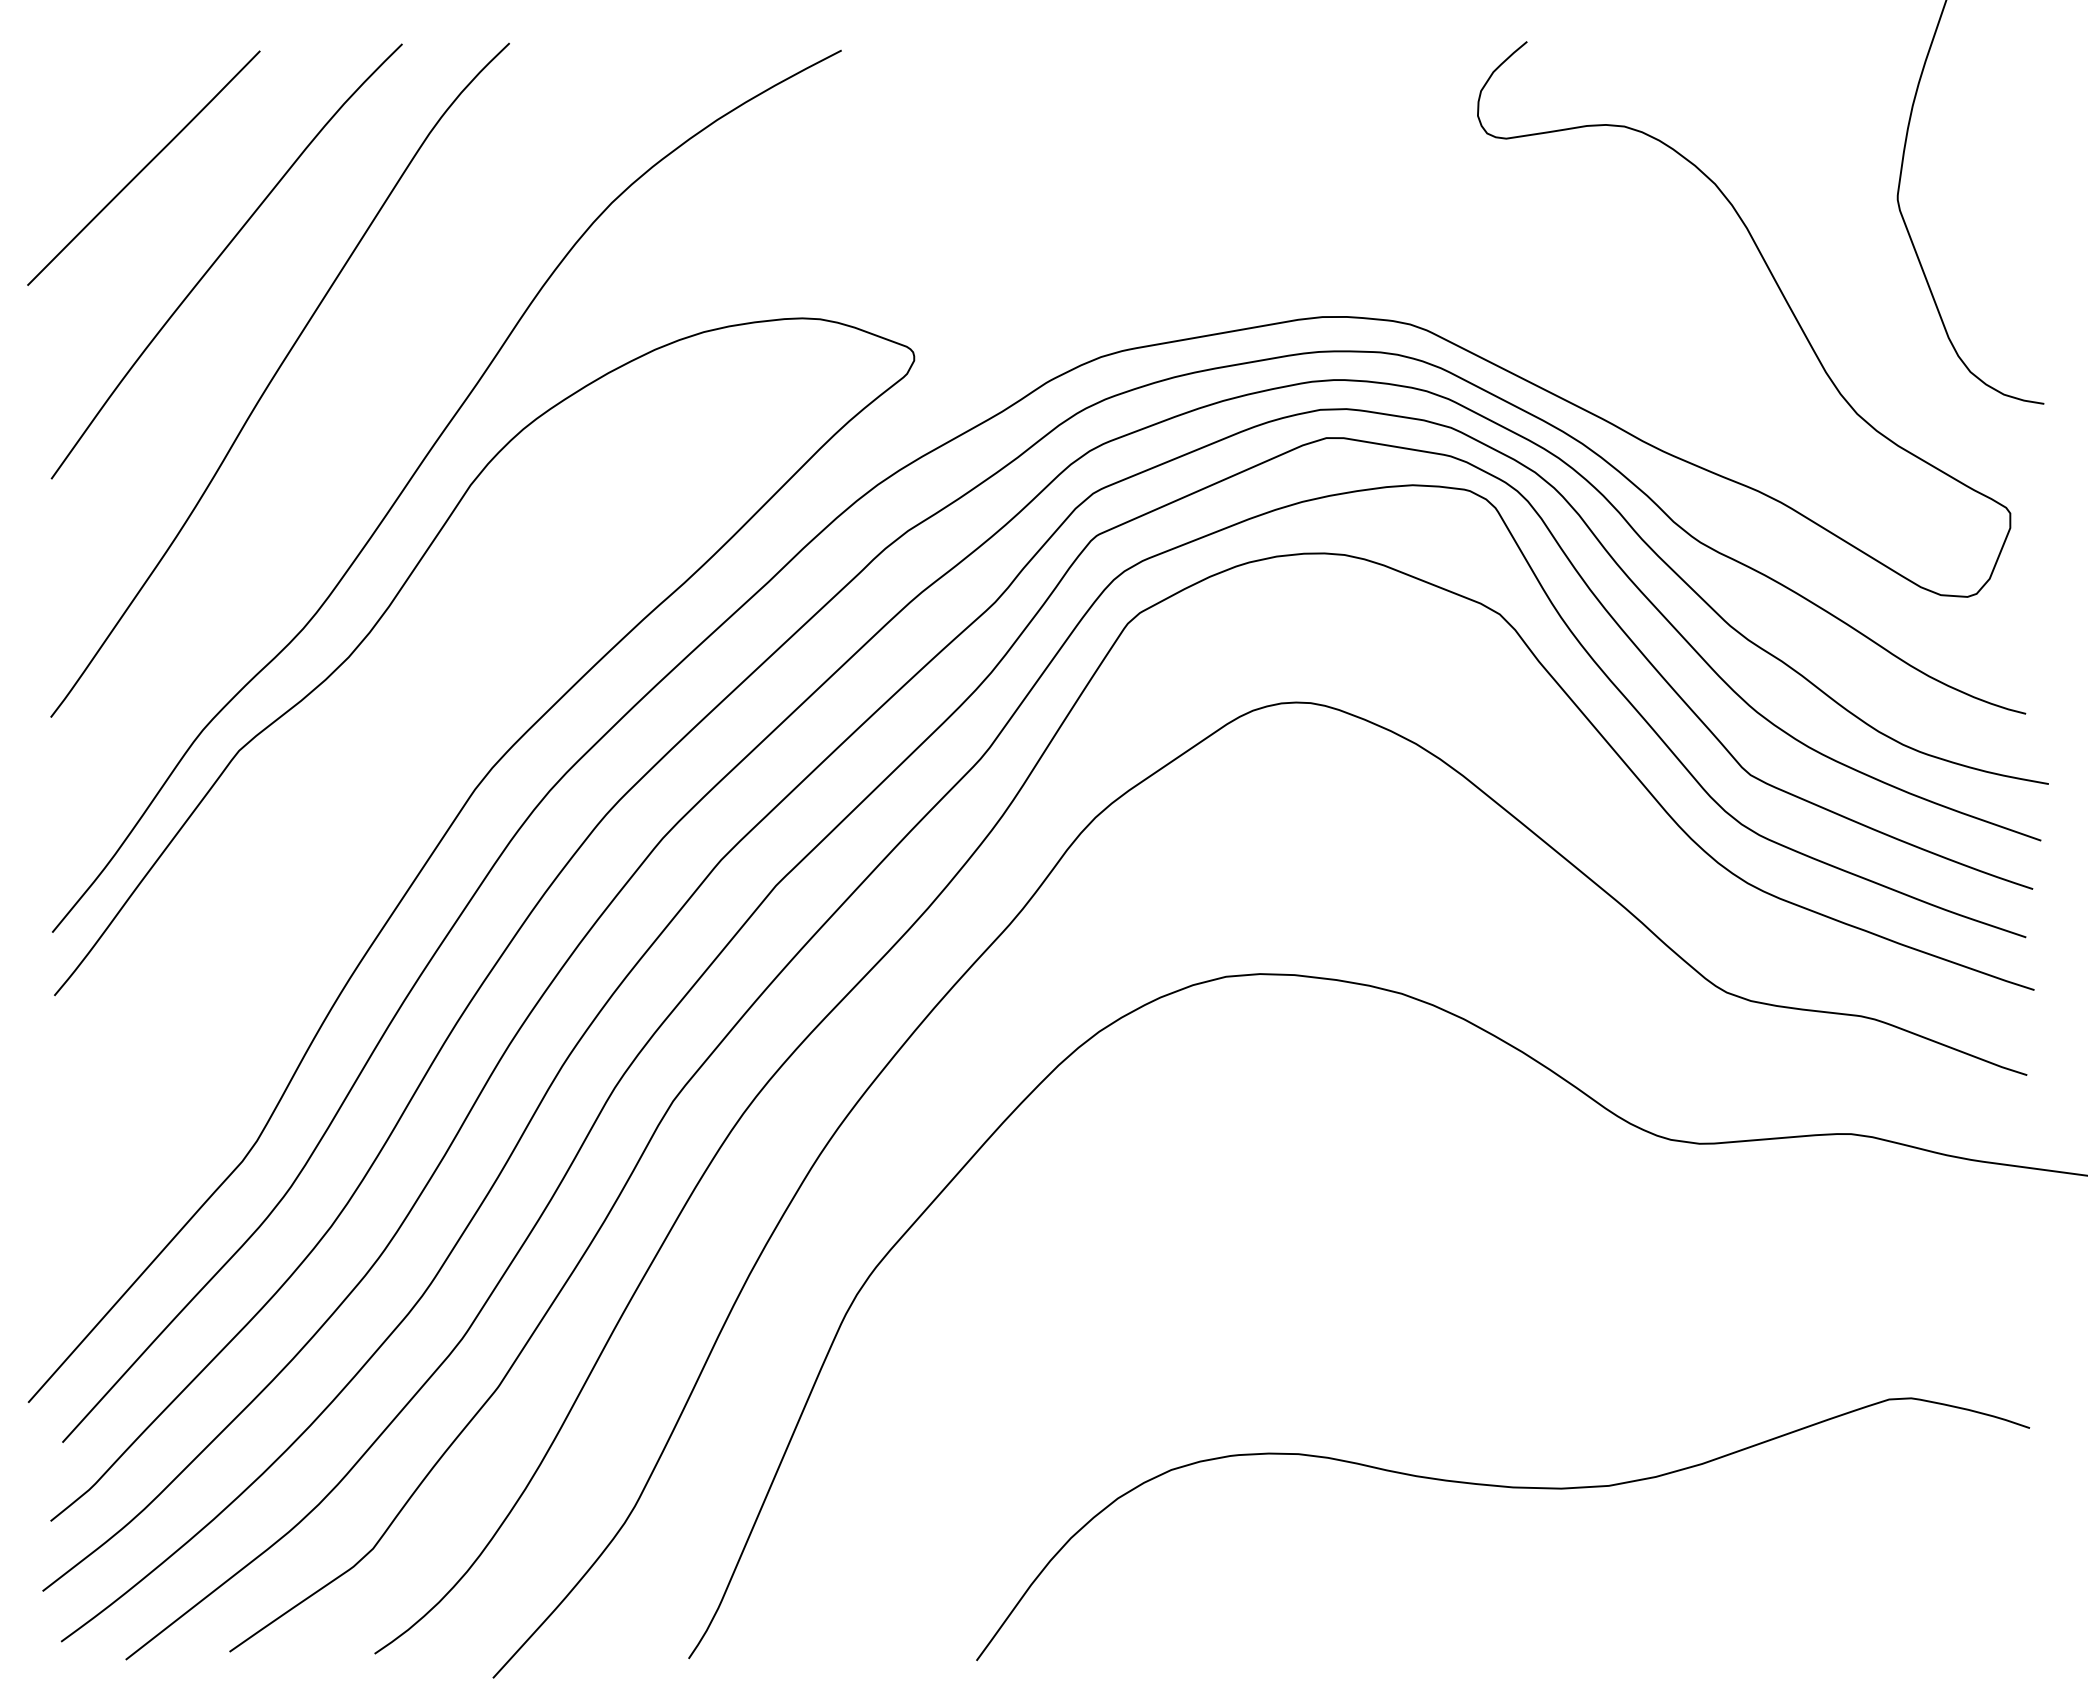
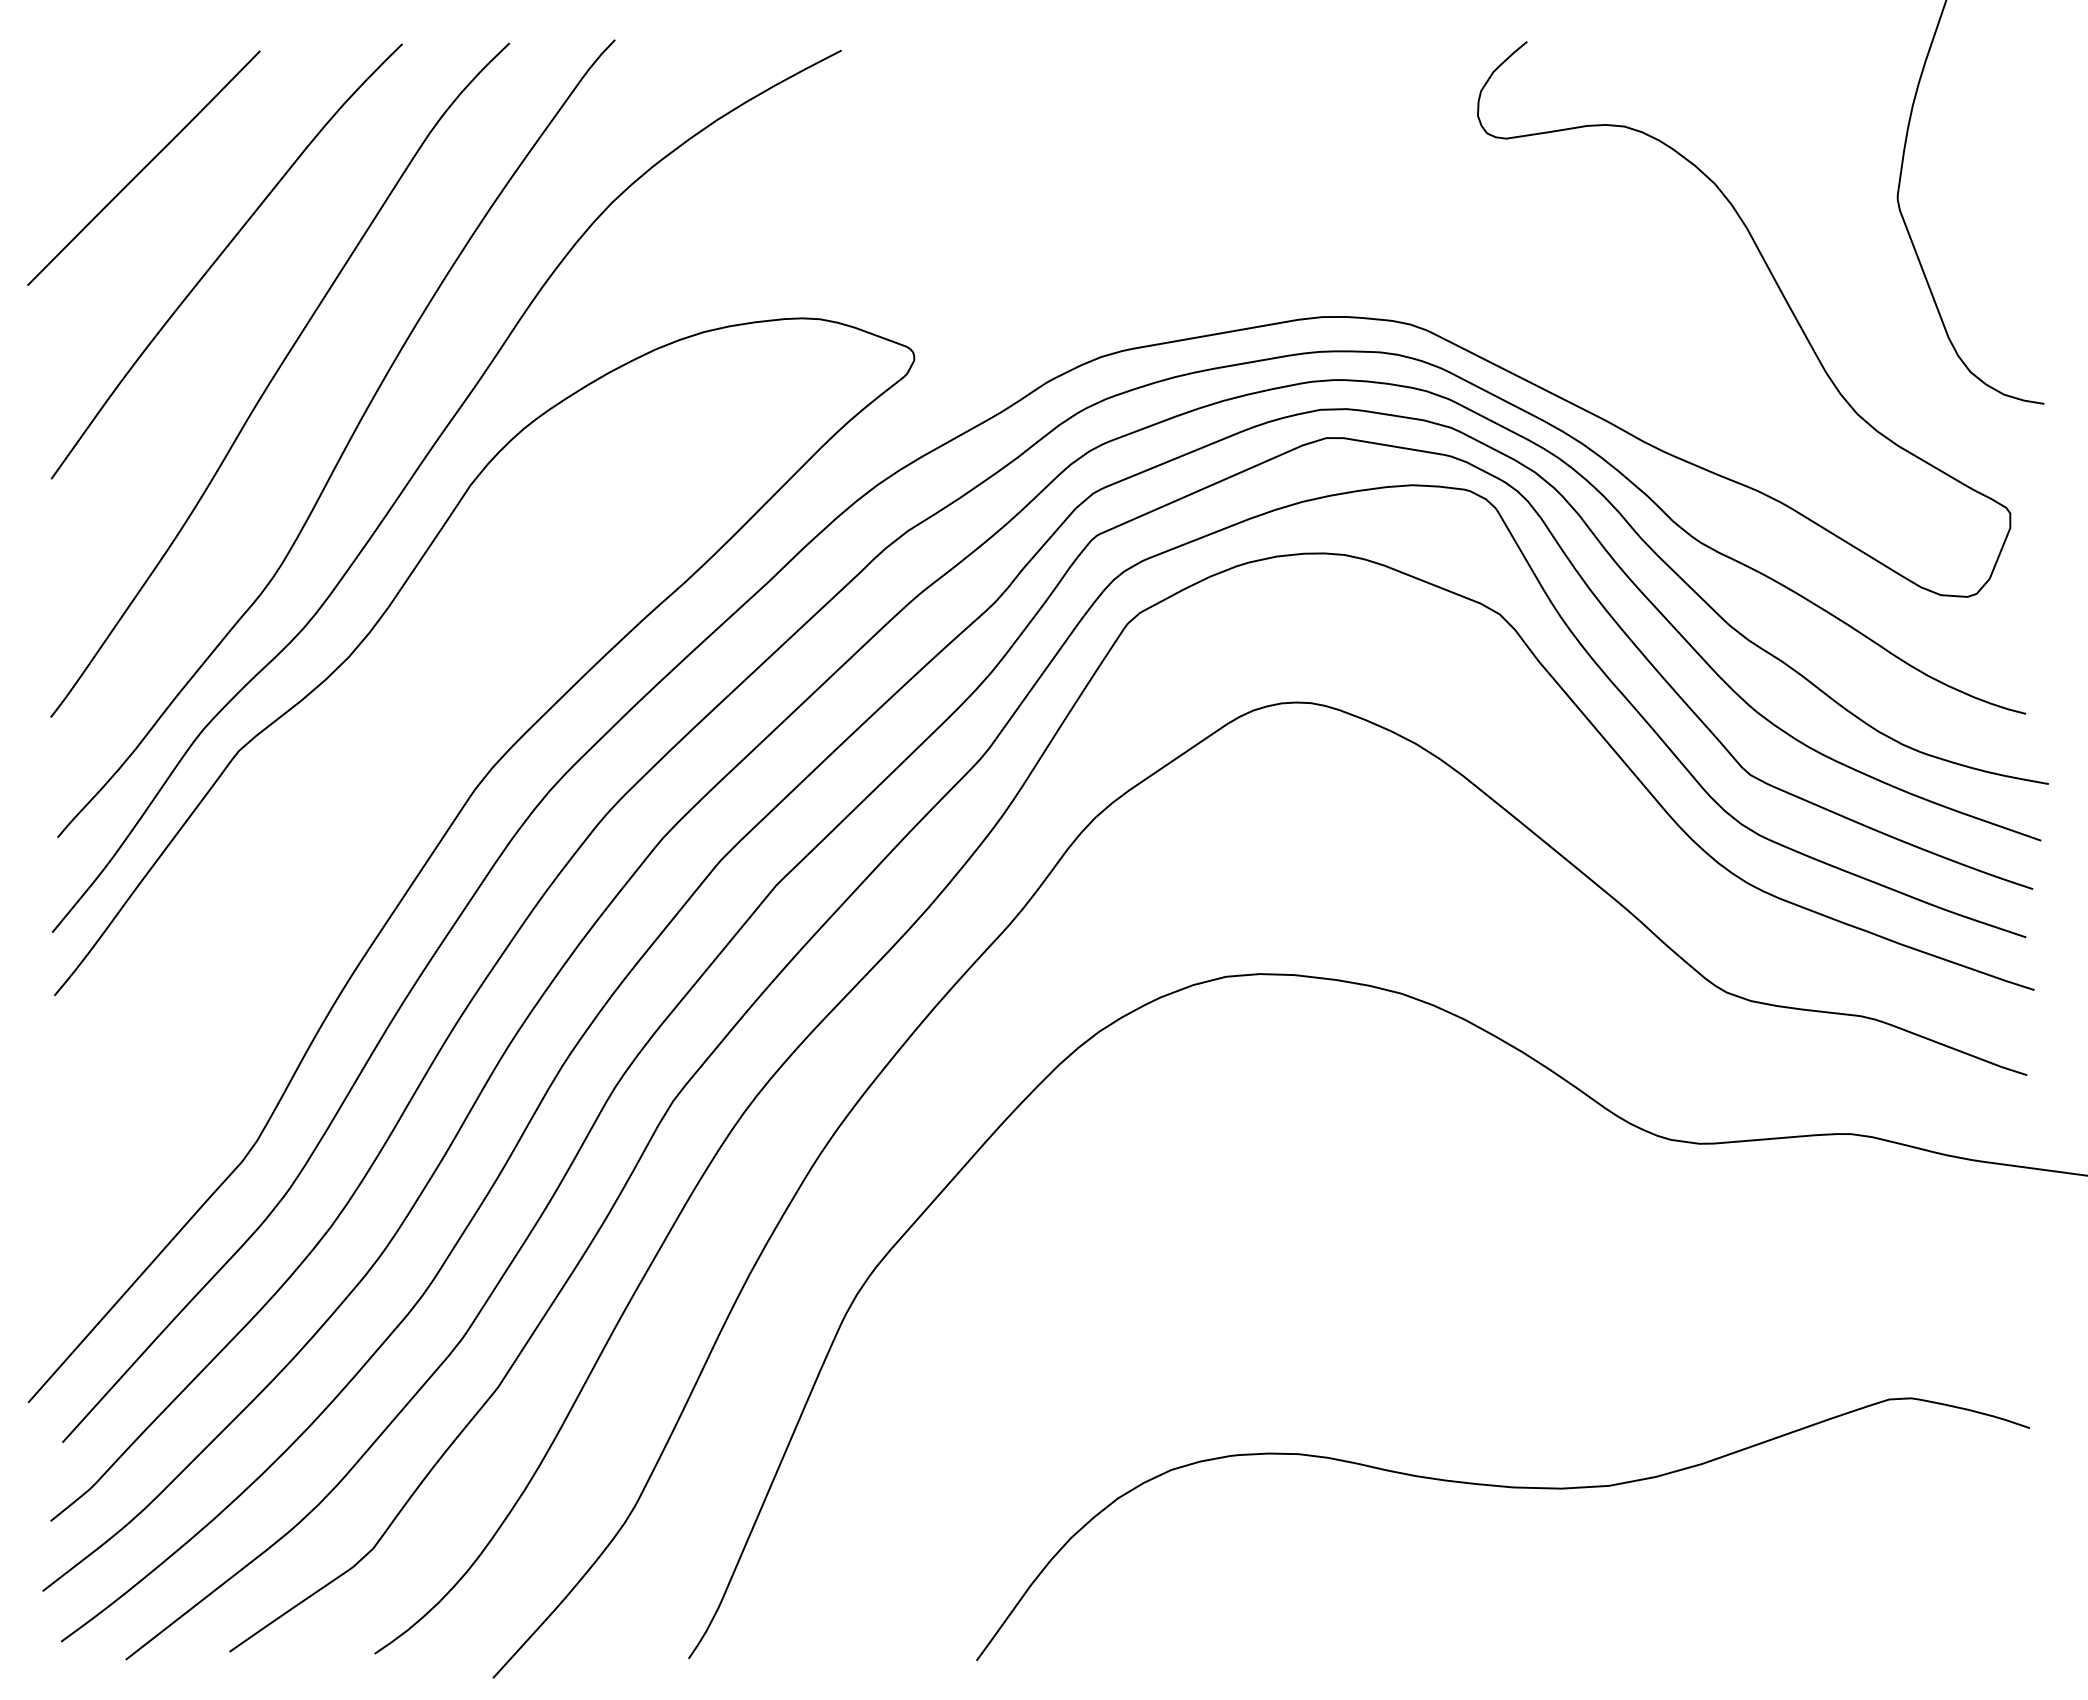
curve: none -> present (346, 444)
